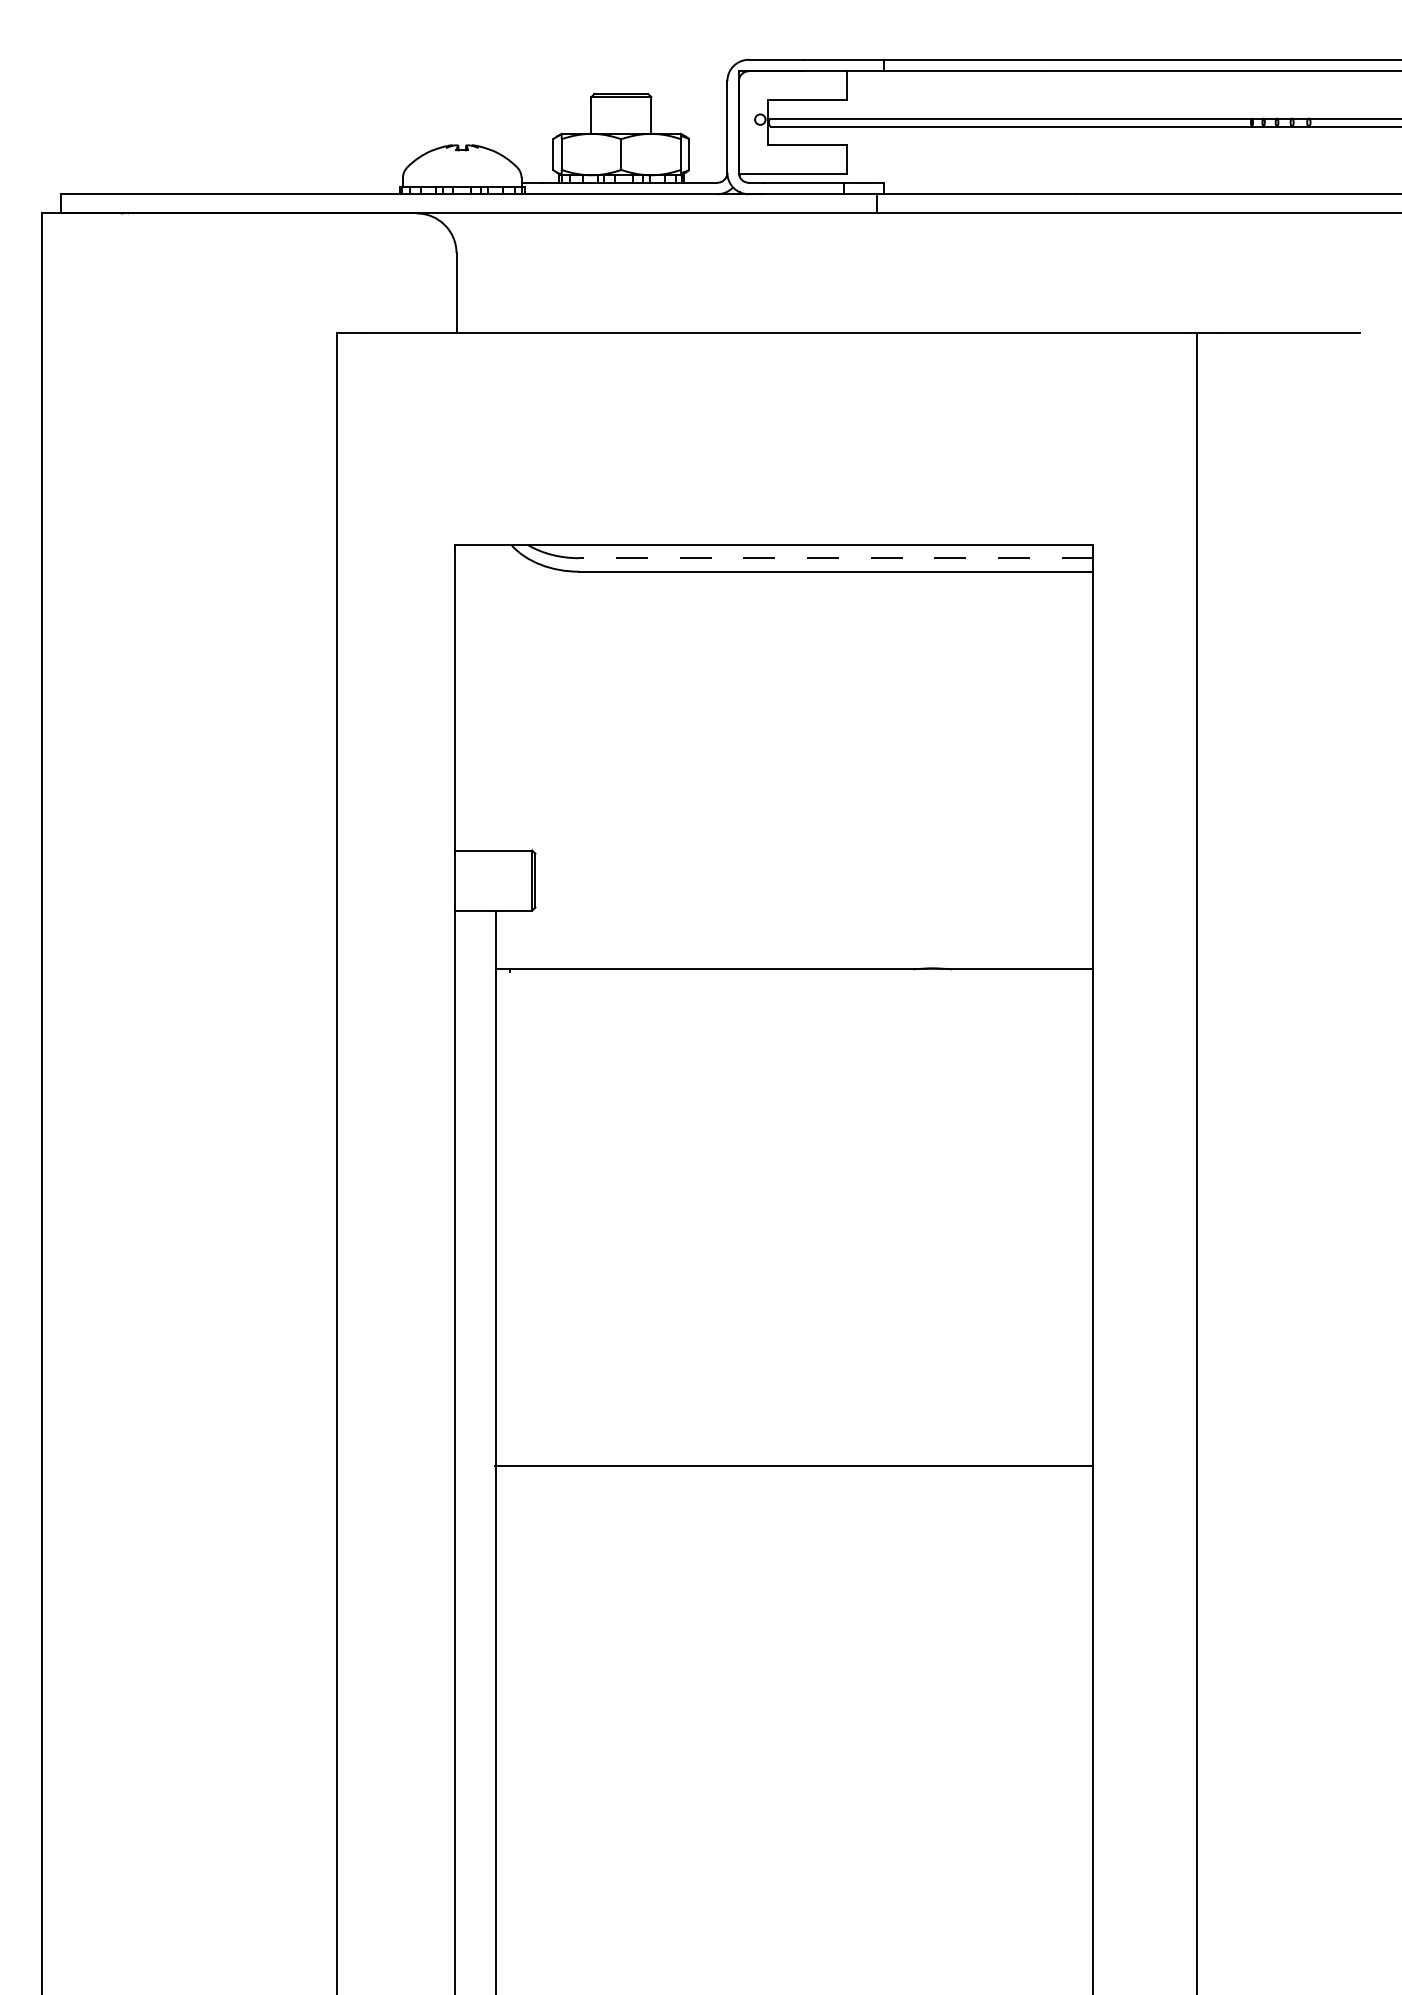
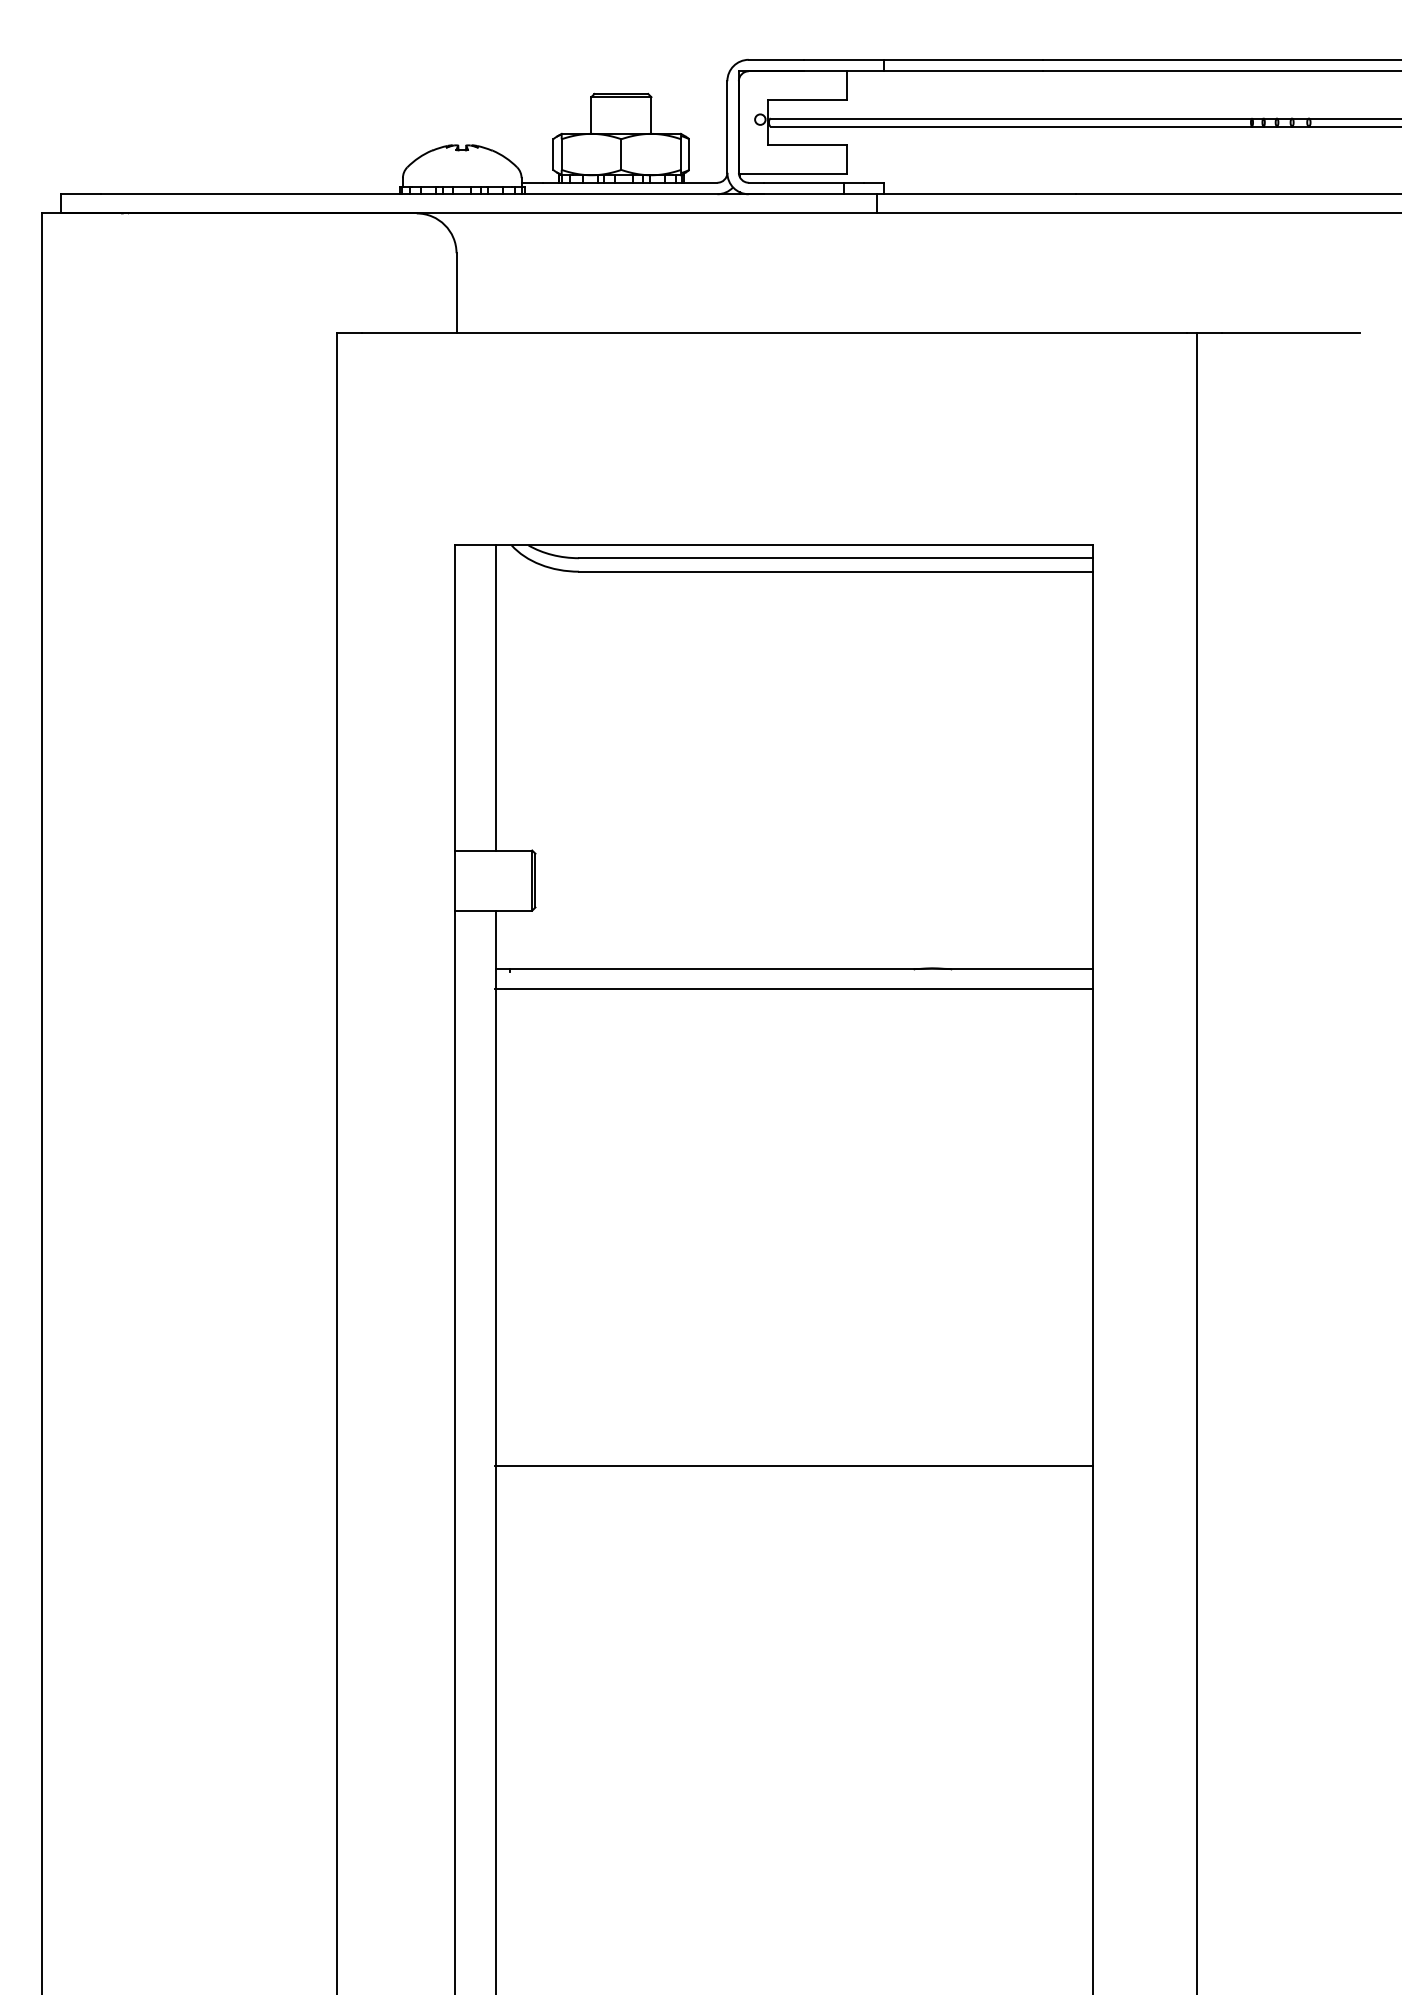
line: dashed -> solid (835, 558)
line: none -> present (495, 697)
line: none -> present (794, 989)
